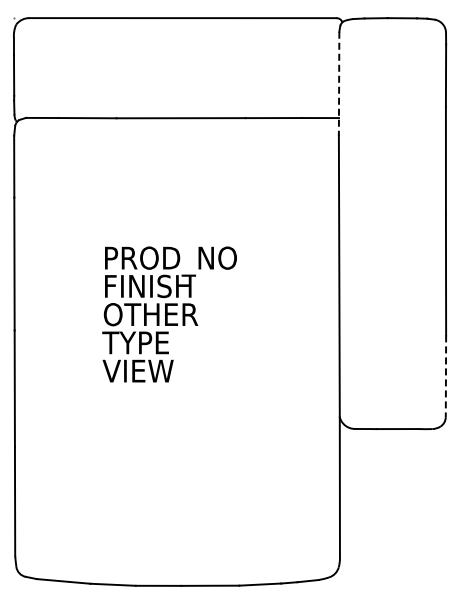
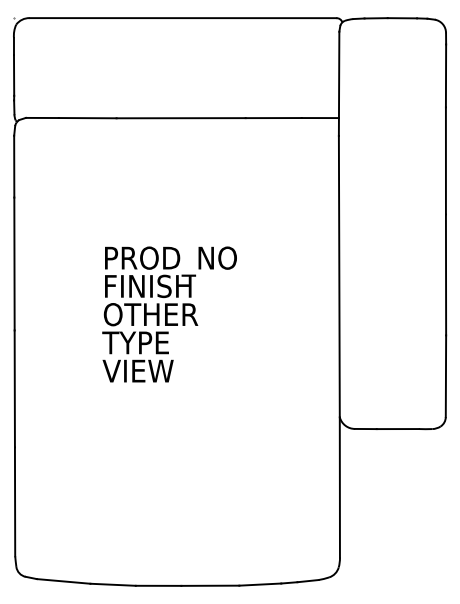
line: dashed -> solid (339, 84)
line: dashed -> solid (445, 376)
